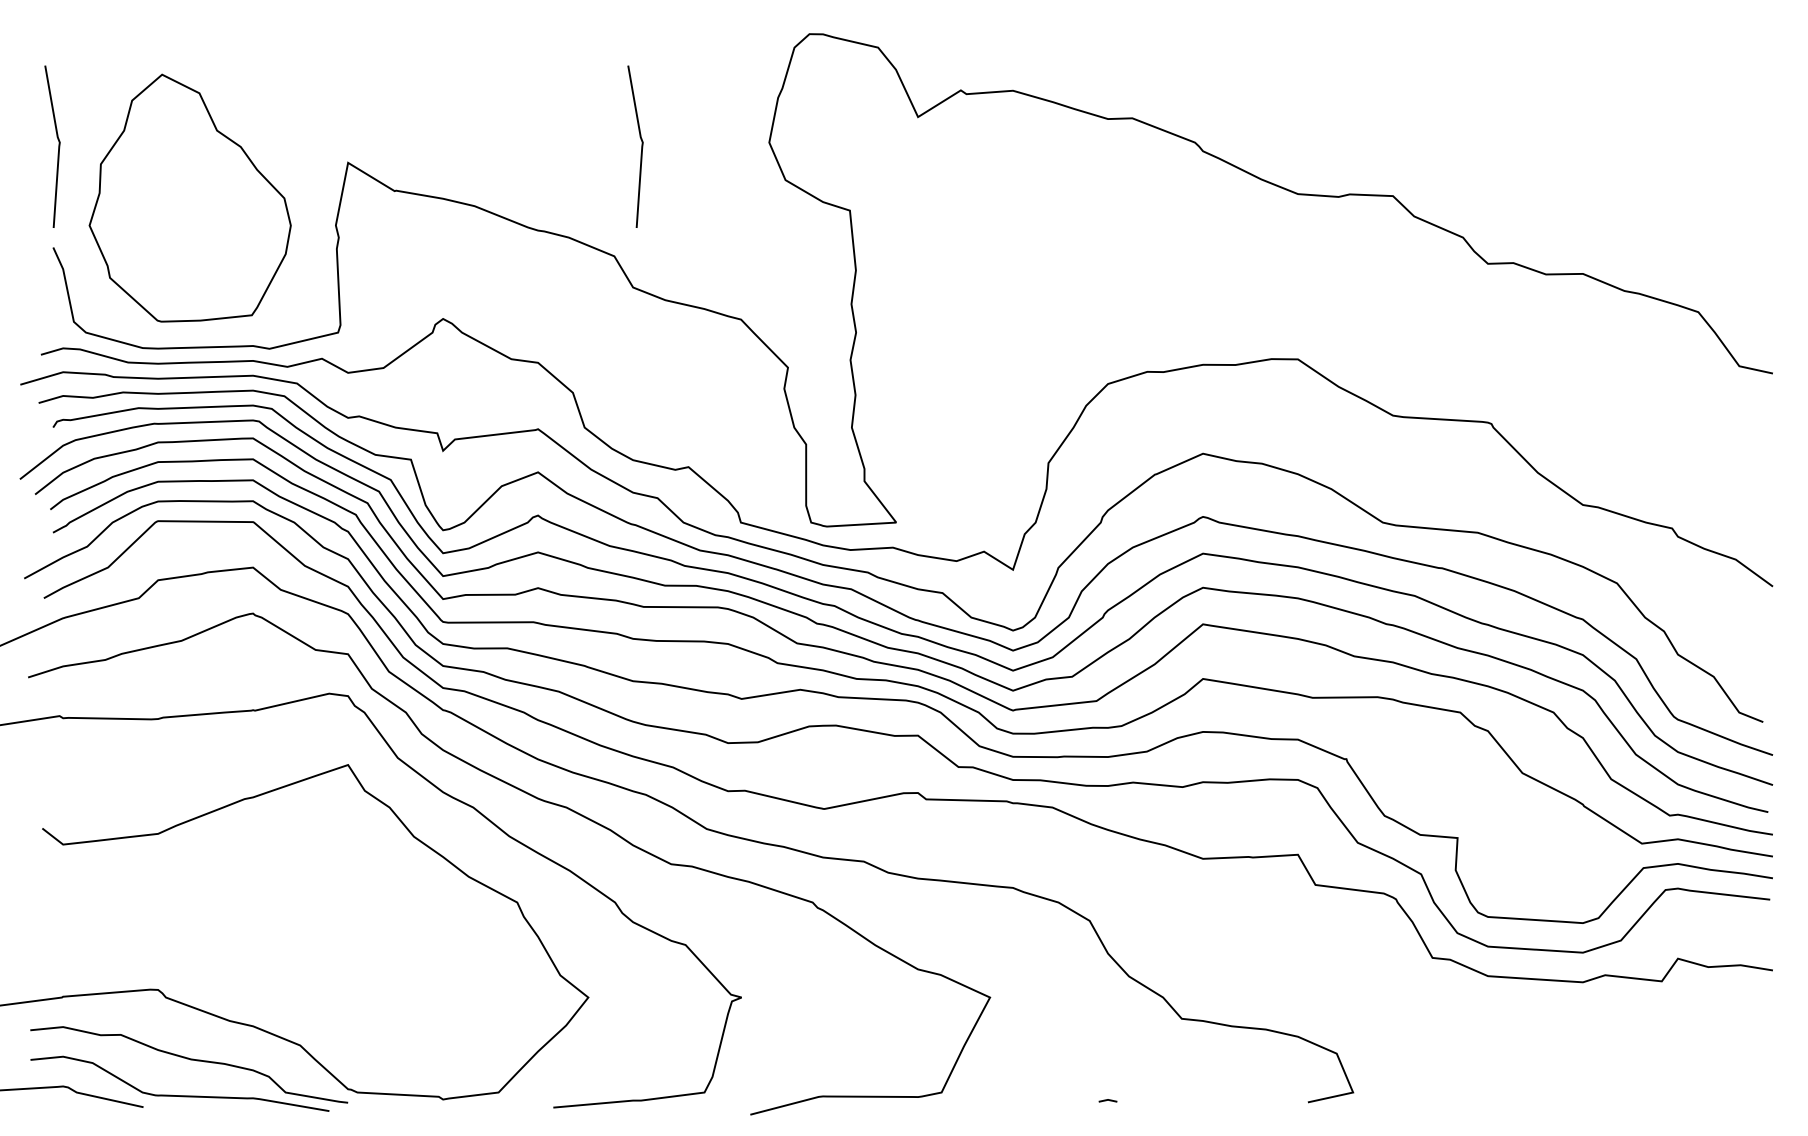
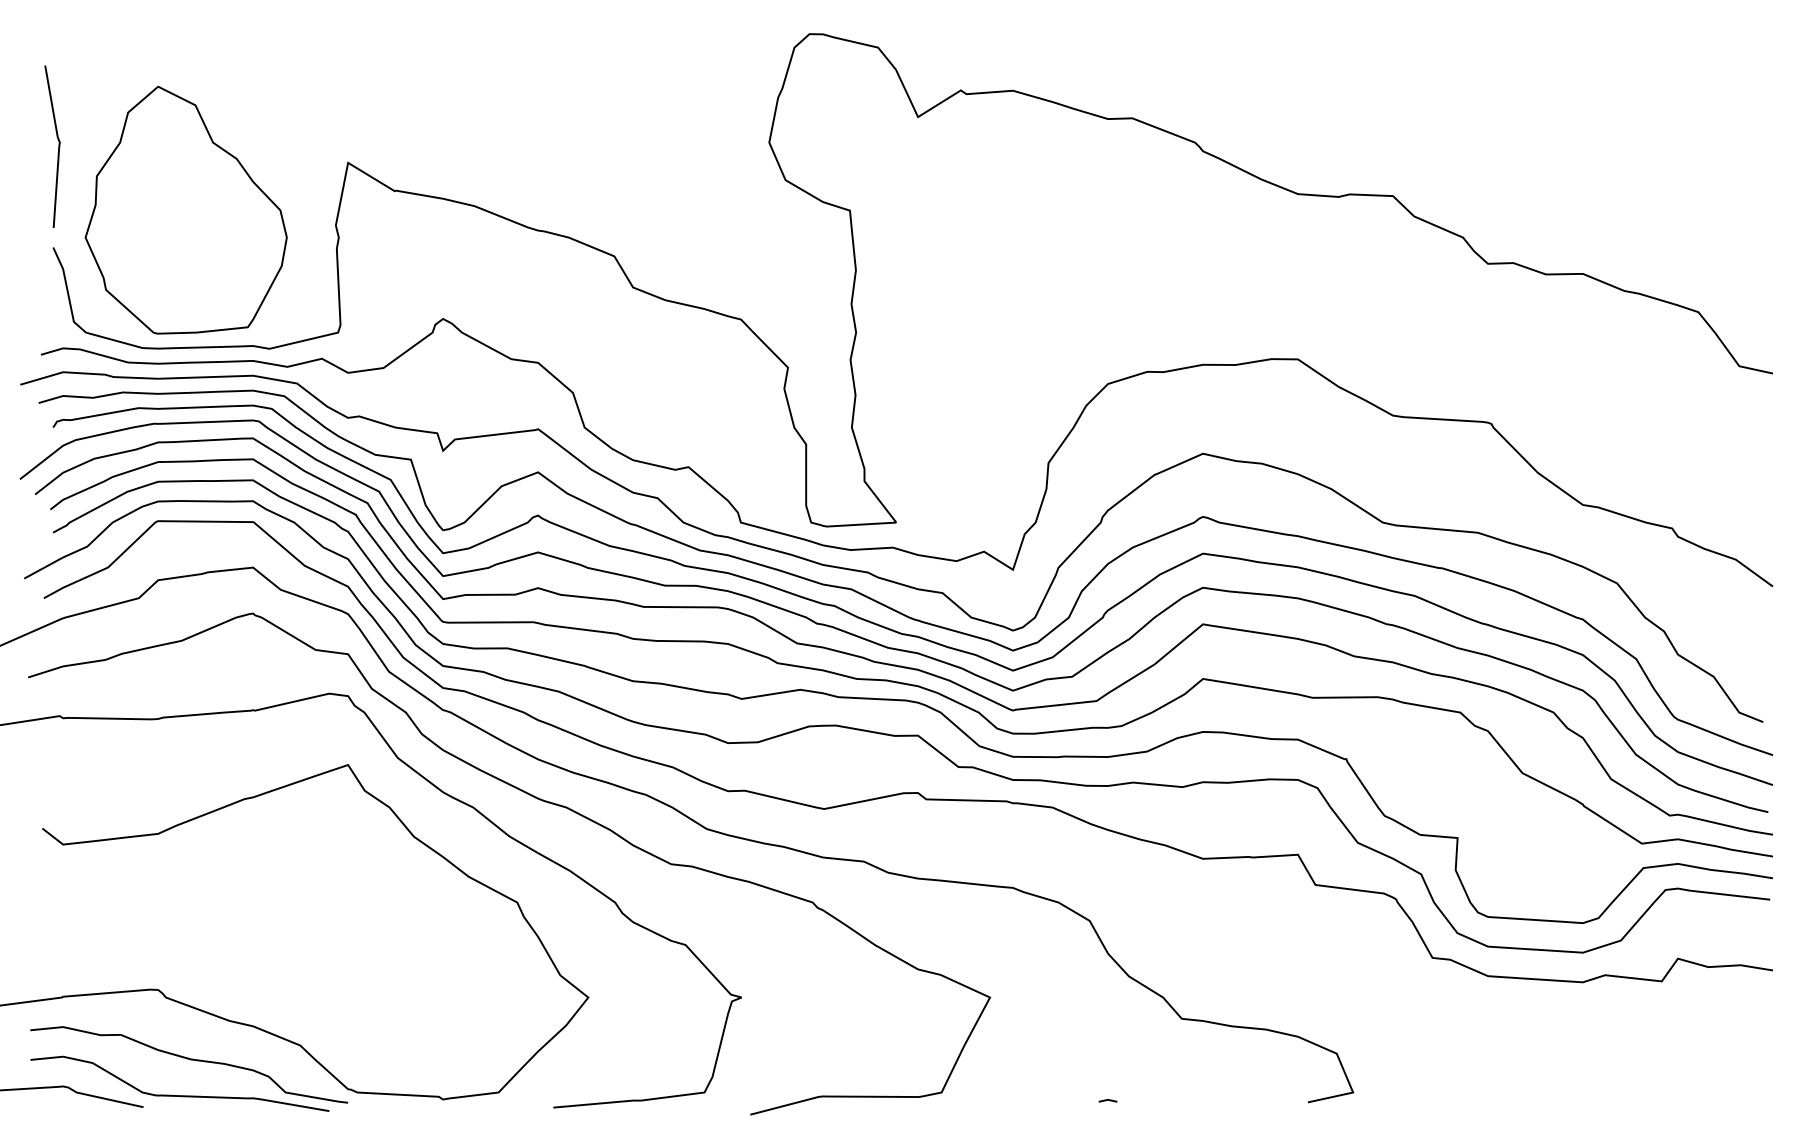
line: present -> none (641, 146)
part position: (189, 197) -> (185, 209) (185, 209)
